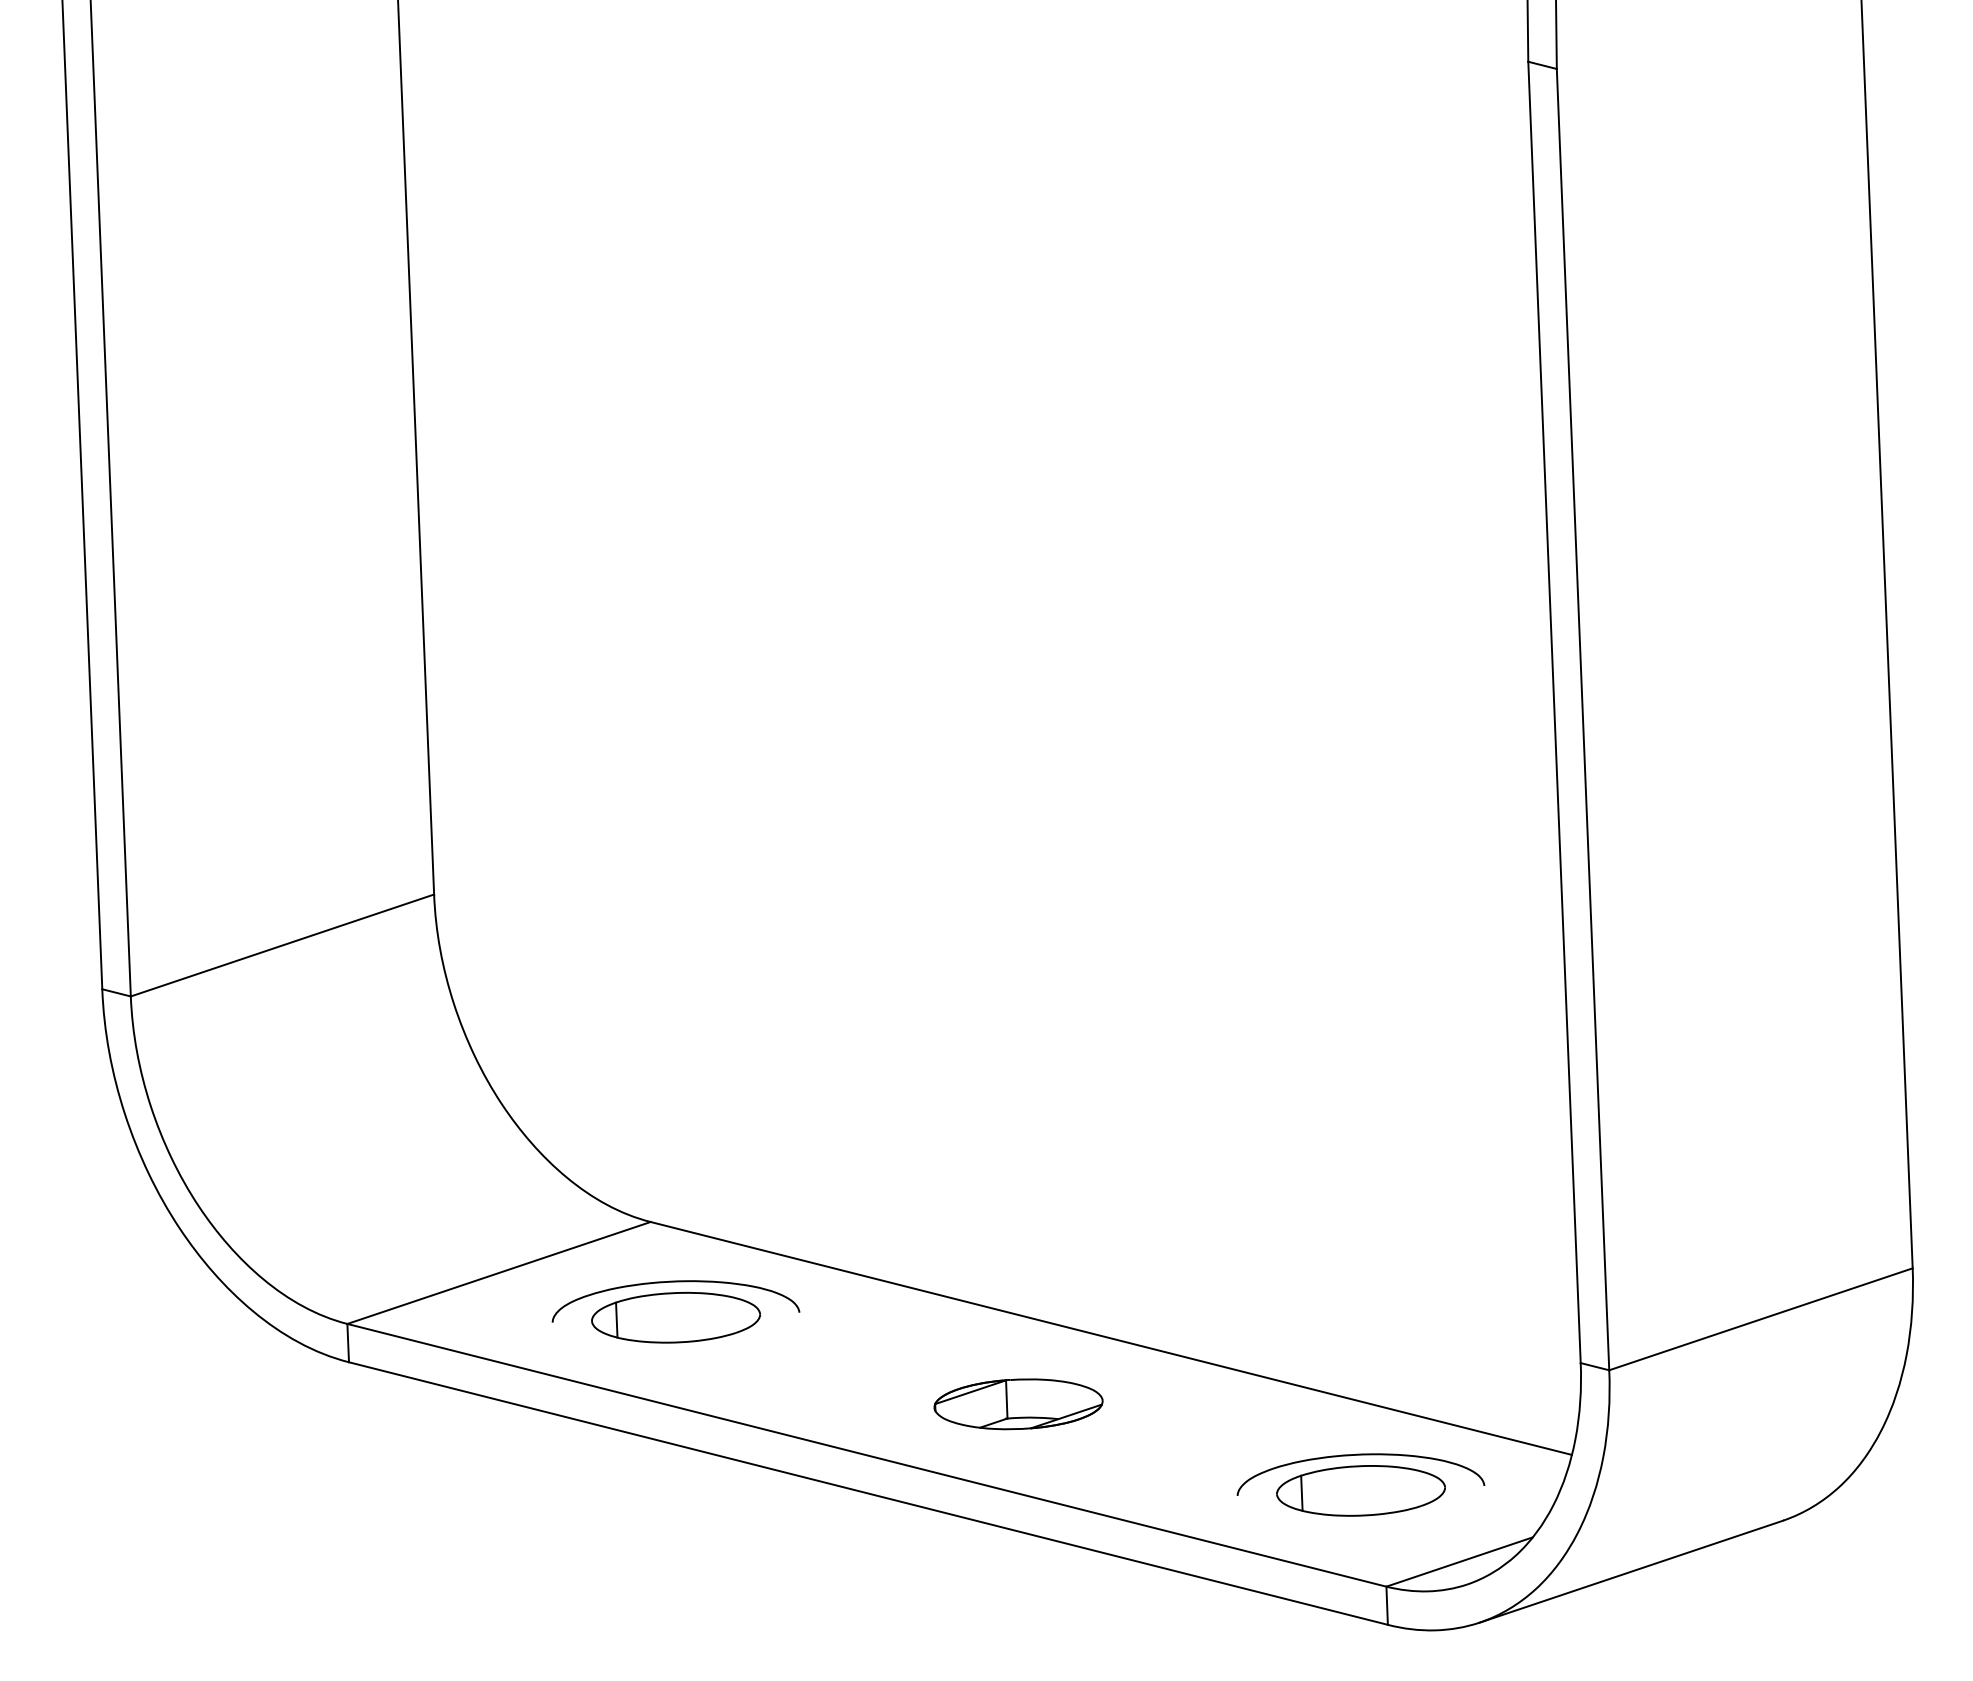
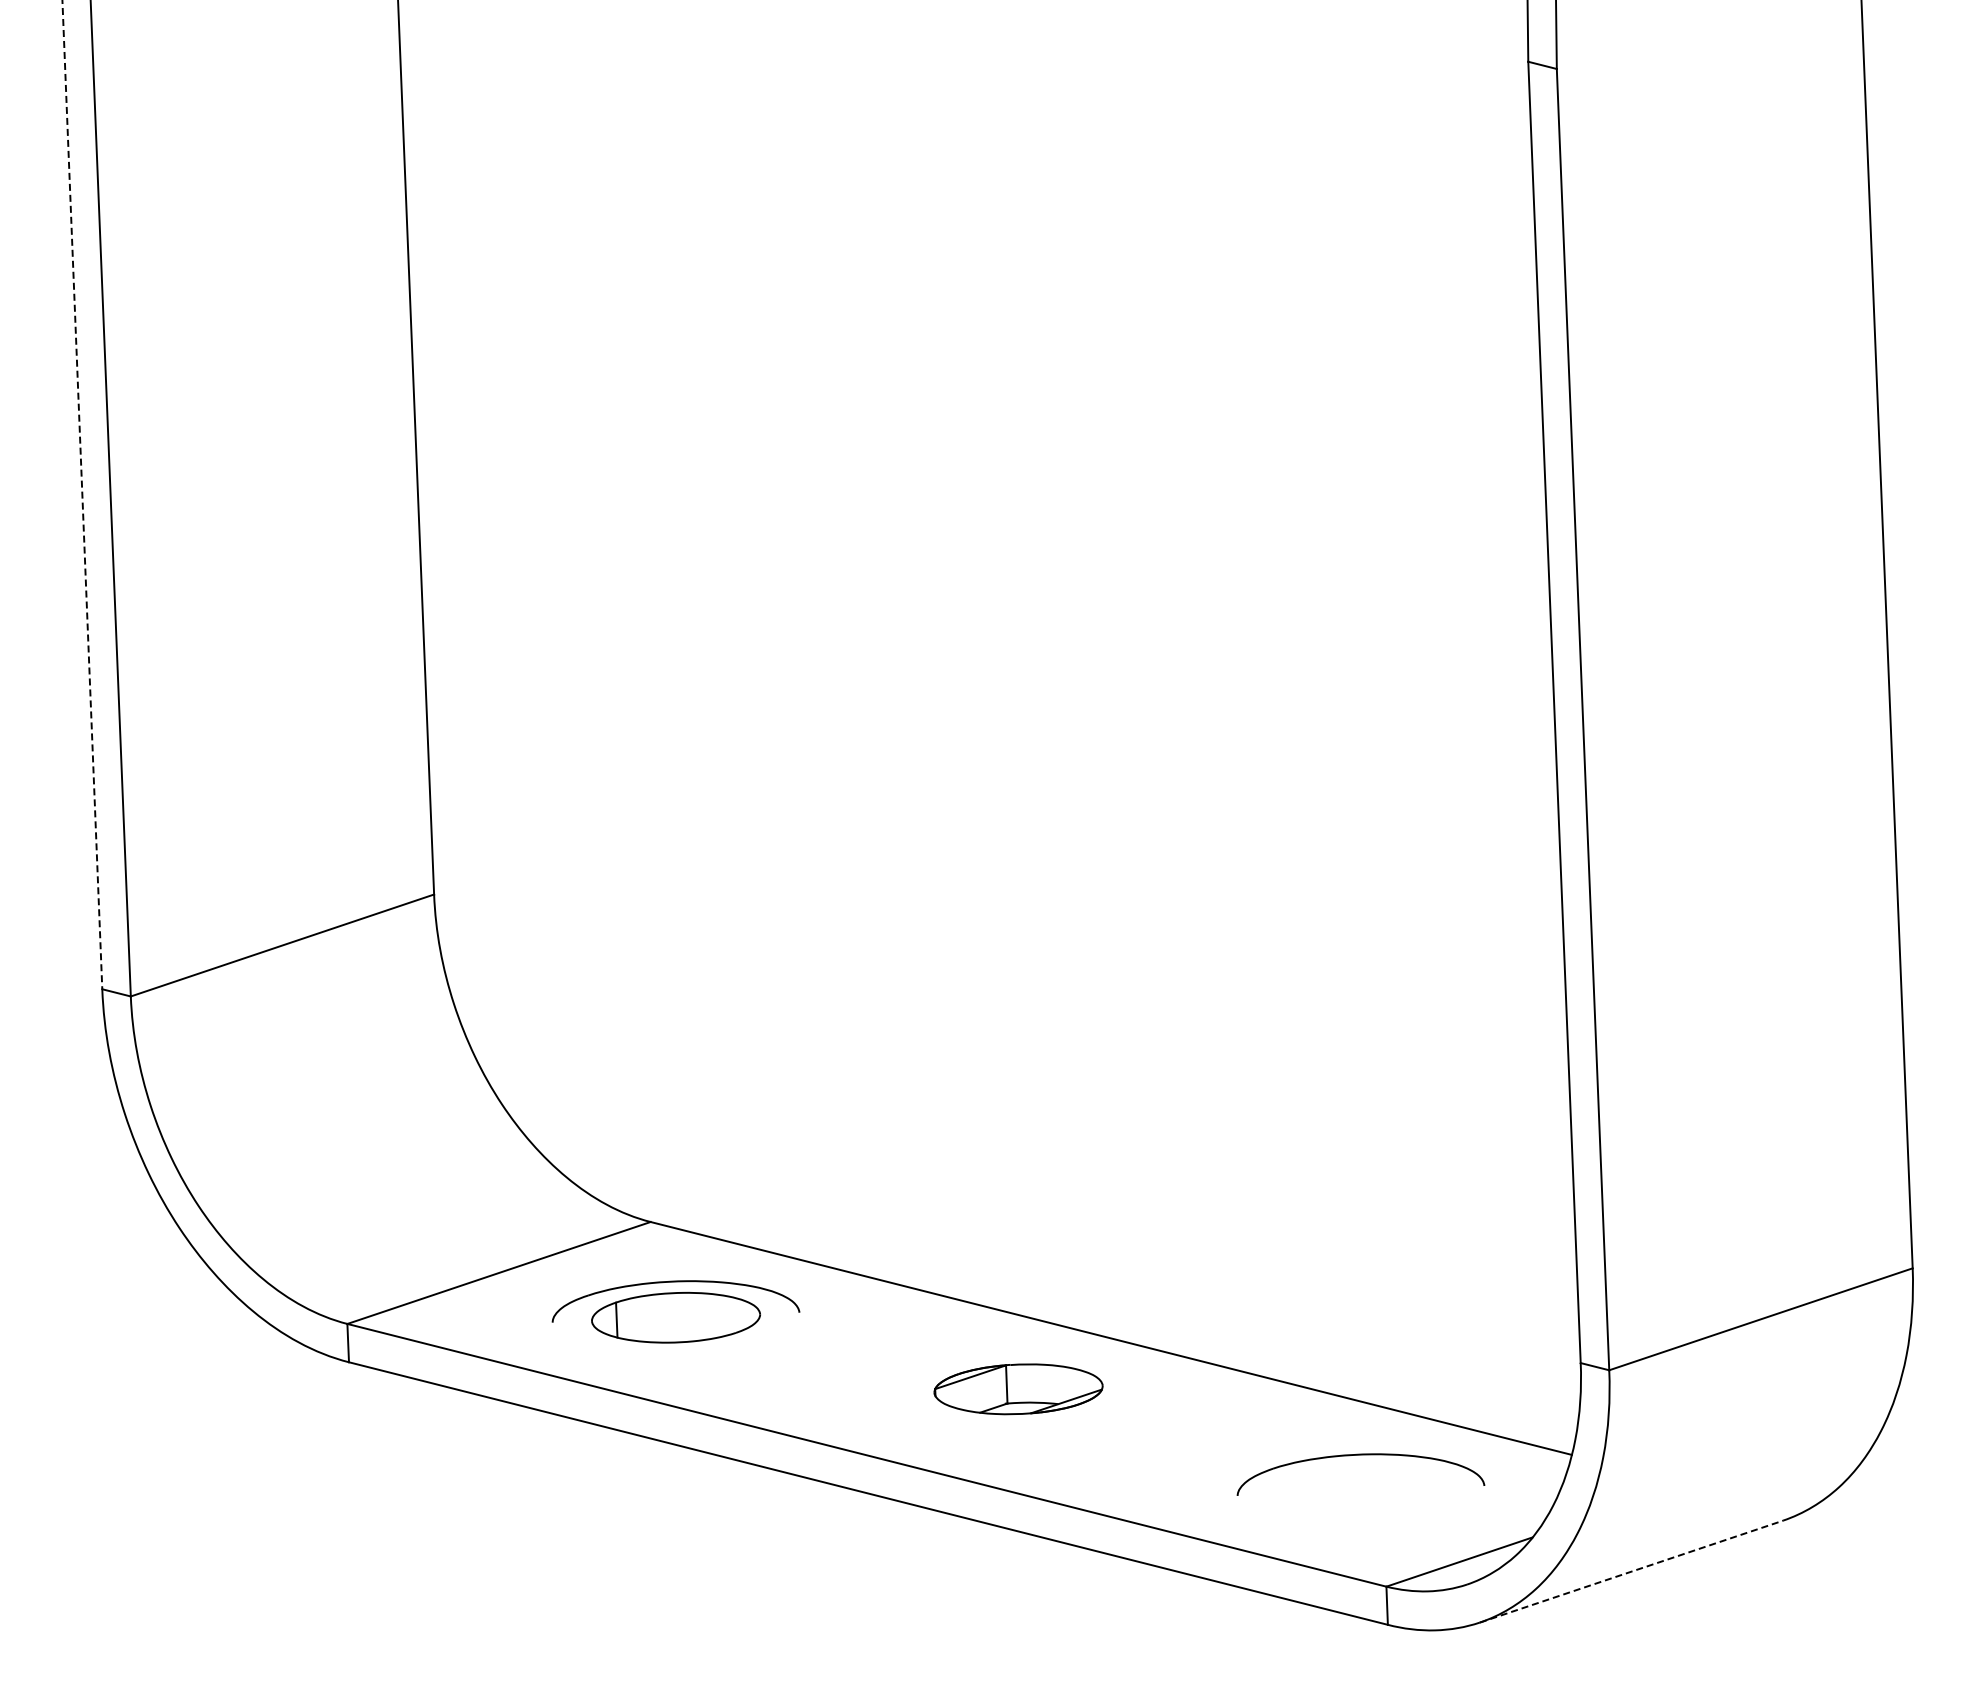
line: solid -> dashed (82, 495)
part position: (1018, 1404) -> (1018, 1389) (1018, 1389)
part: present -> none (1360, 1490)
line: solid -> dashed (1632, 1571)
